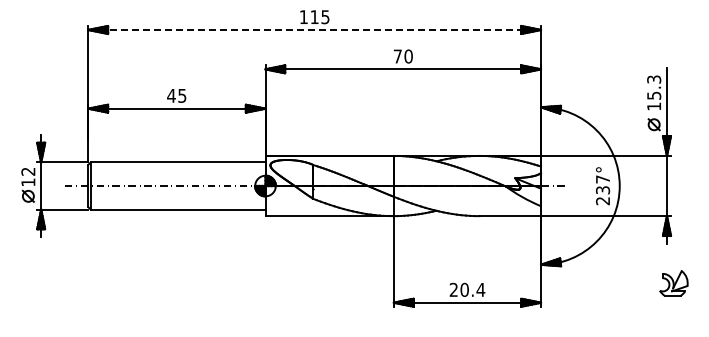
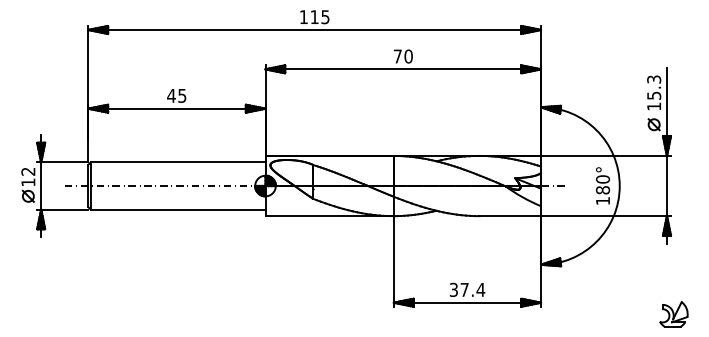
line: dashed -> solid (315, 29)
text: 237° -> 180° (603, 190)
part position: (673, 283) -> (673, 314) (673, 314)
text: 20.4 -> 37.4 (458, 289)
